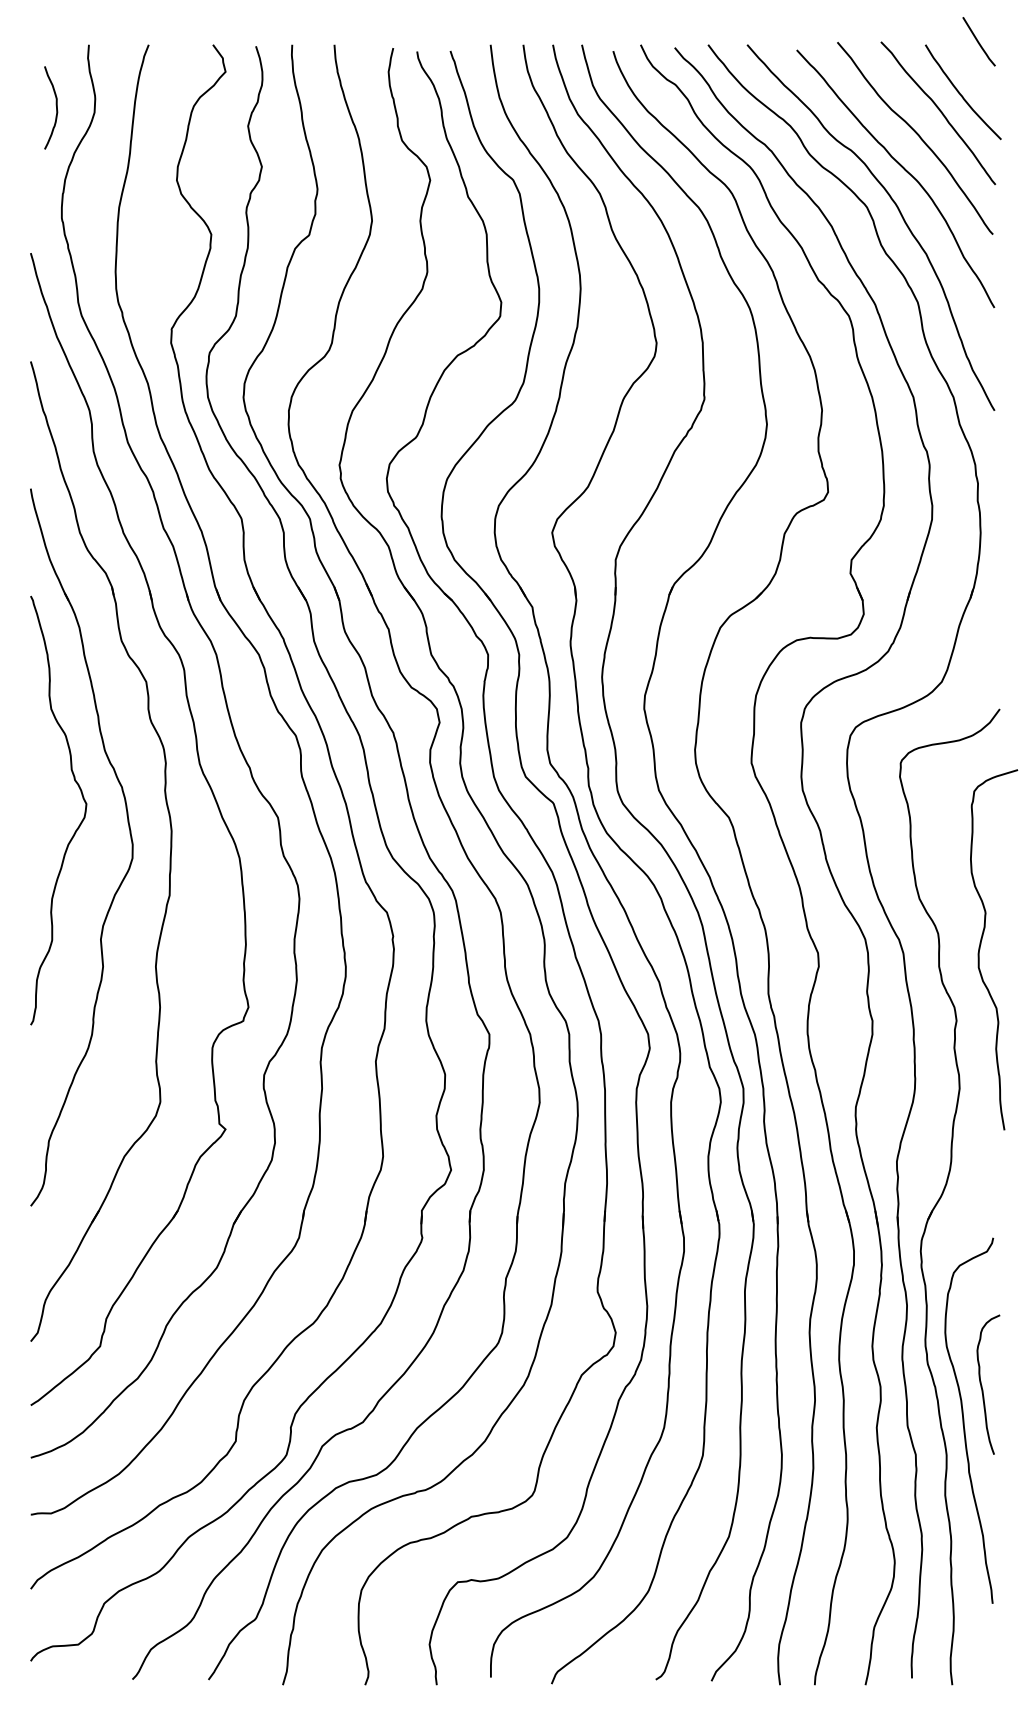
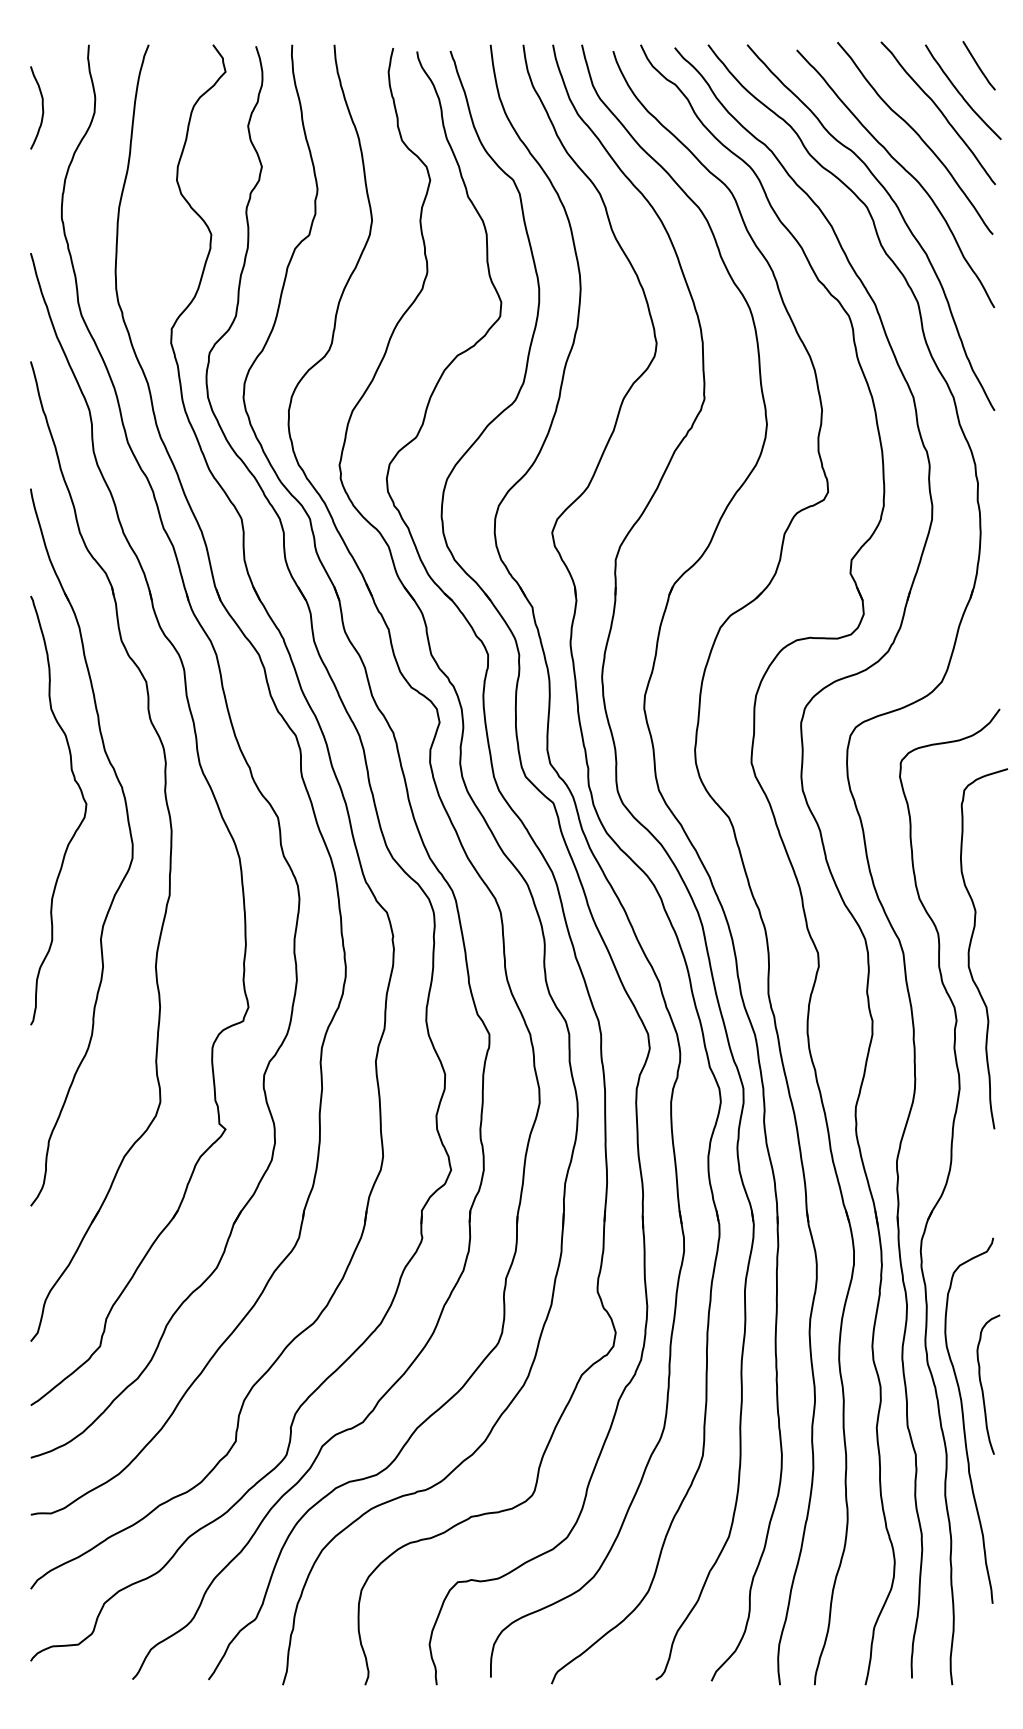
curve position: (978, 41) -> (978, 65) (978, 65)
curve position: (55, 105) -> (41, 105) (41, 105)
curve position: (981, 944) -> (971, 943) (971, 943)
